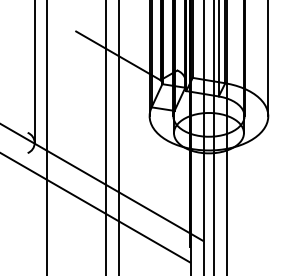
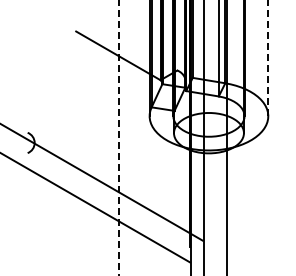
line: solid -> dashed (268, 58)
line: present -> none (34, 72)
line: present -> none (47, 137)
line: present -> none (106, 137)
line: solid -> dashed (118, 137)
line: present -> none (214, 137)
